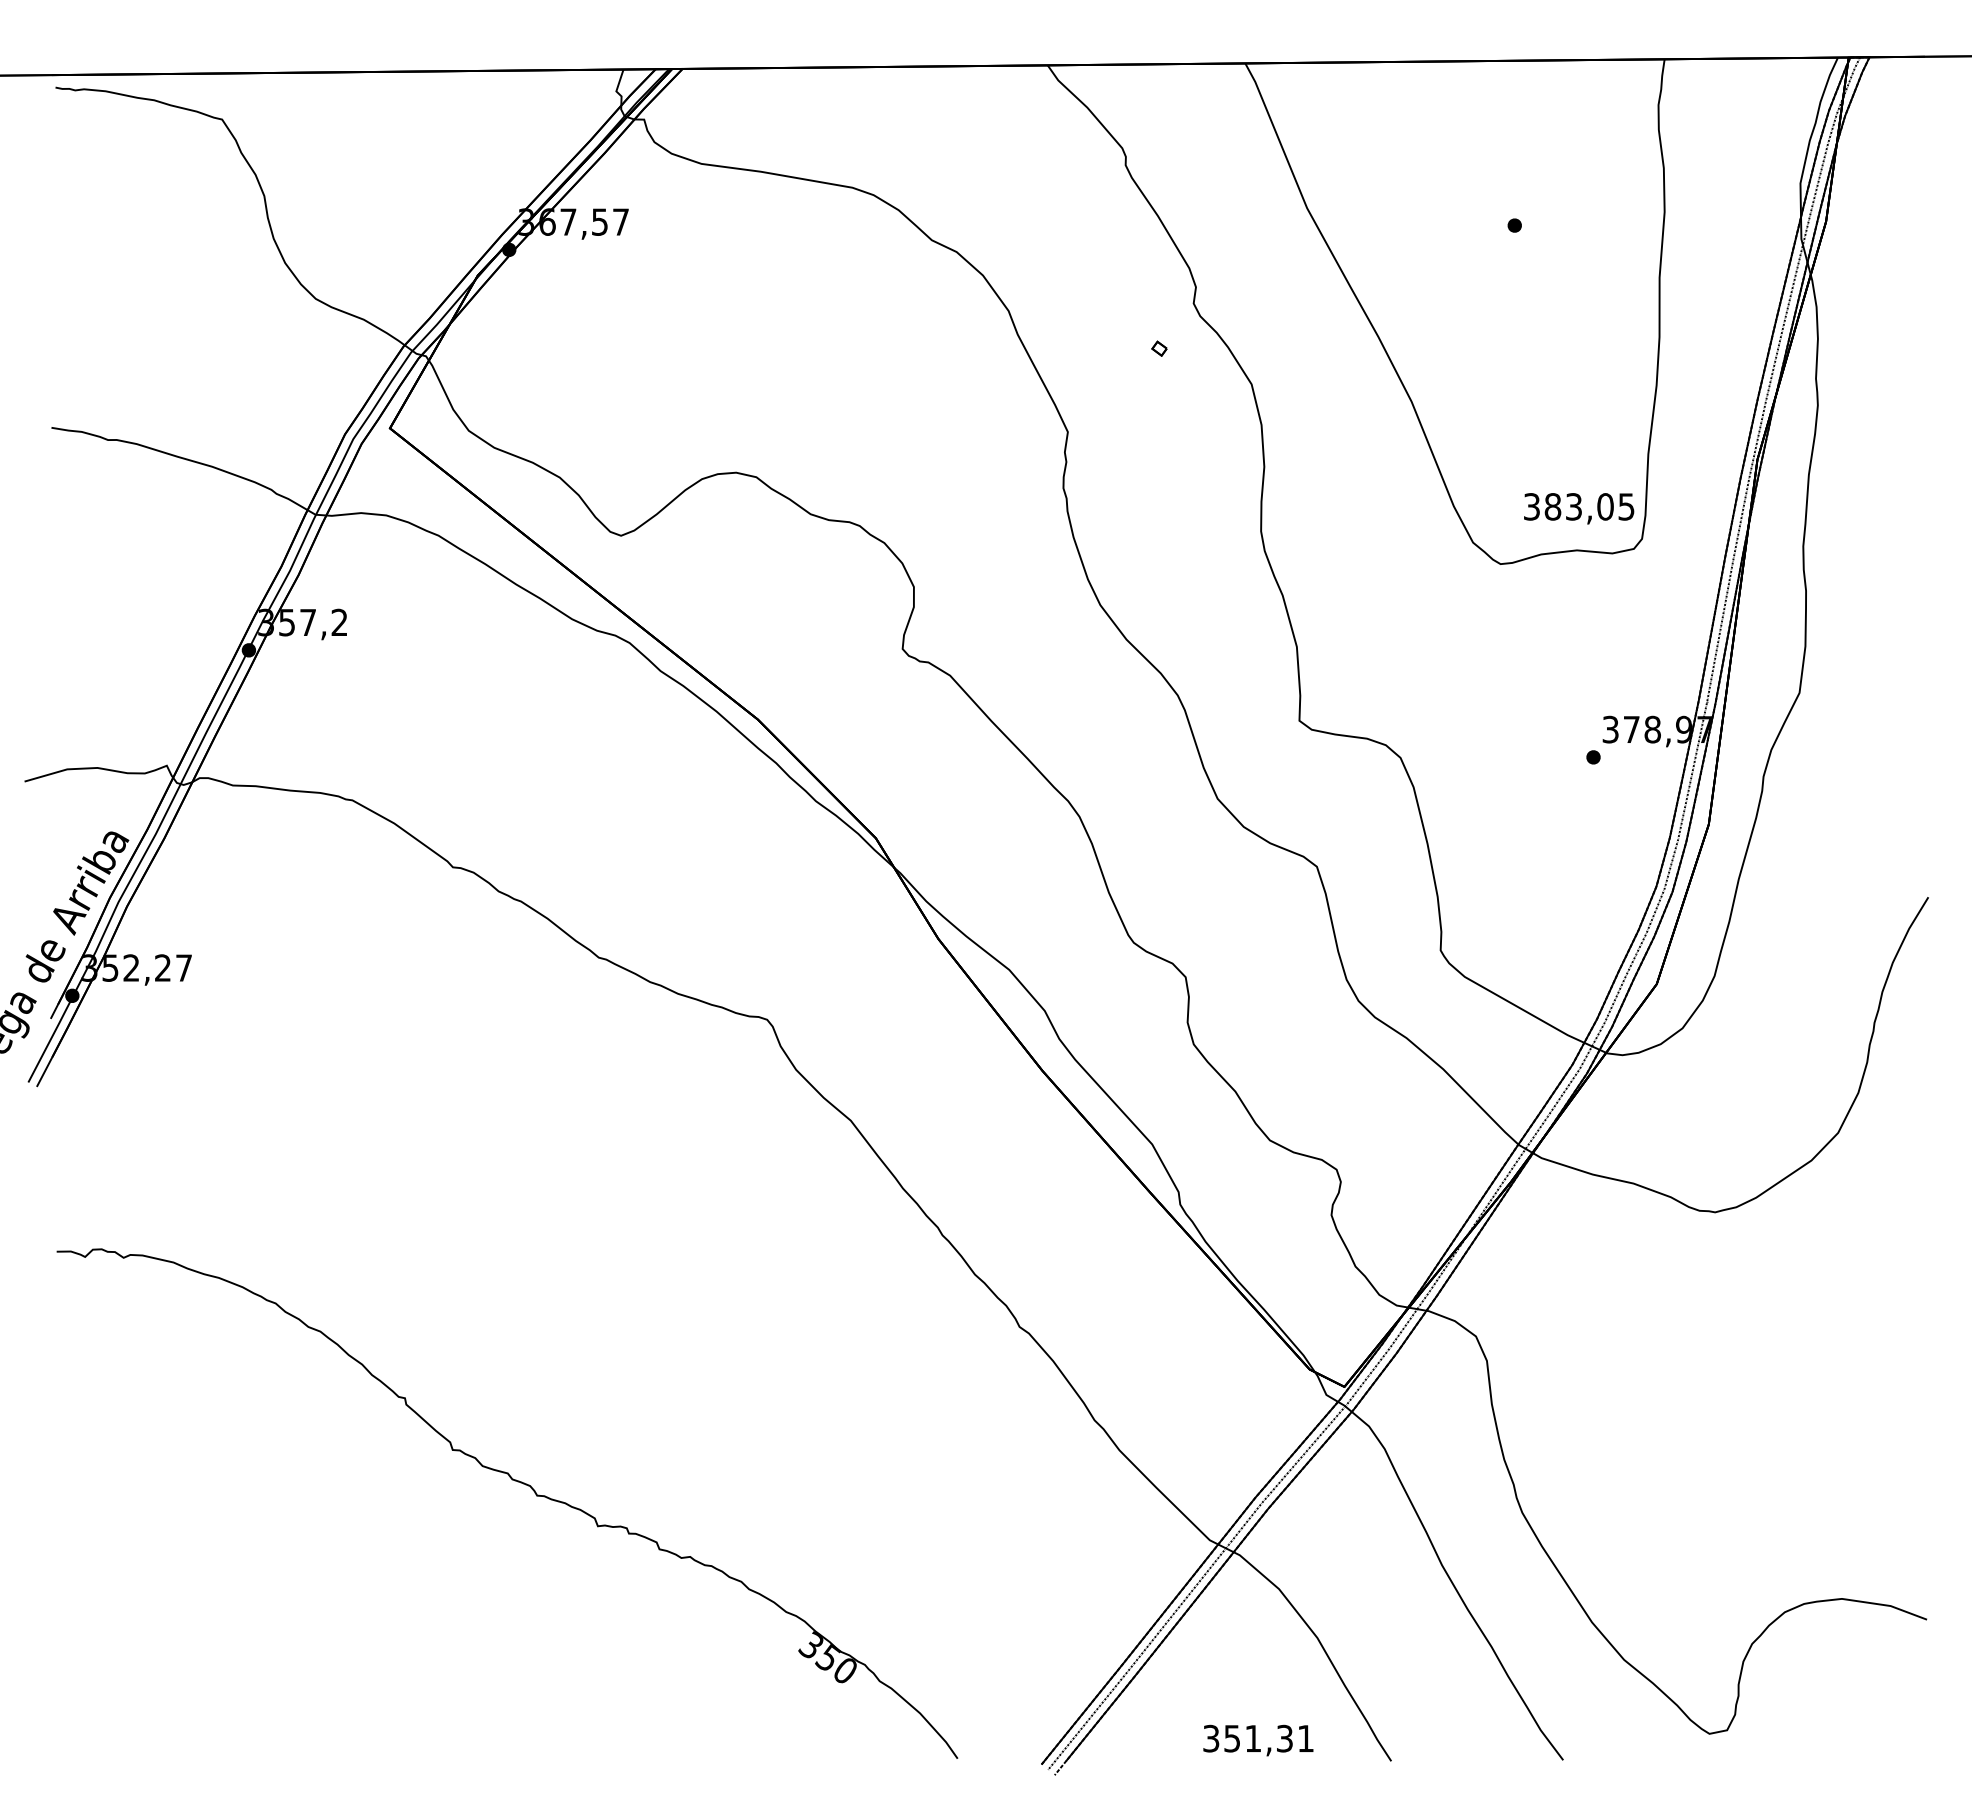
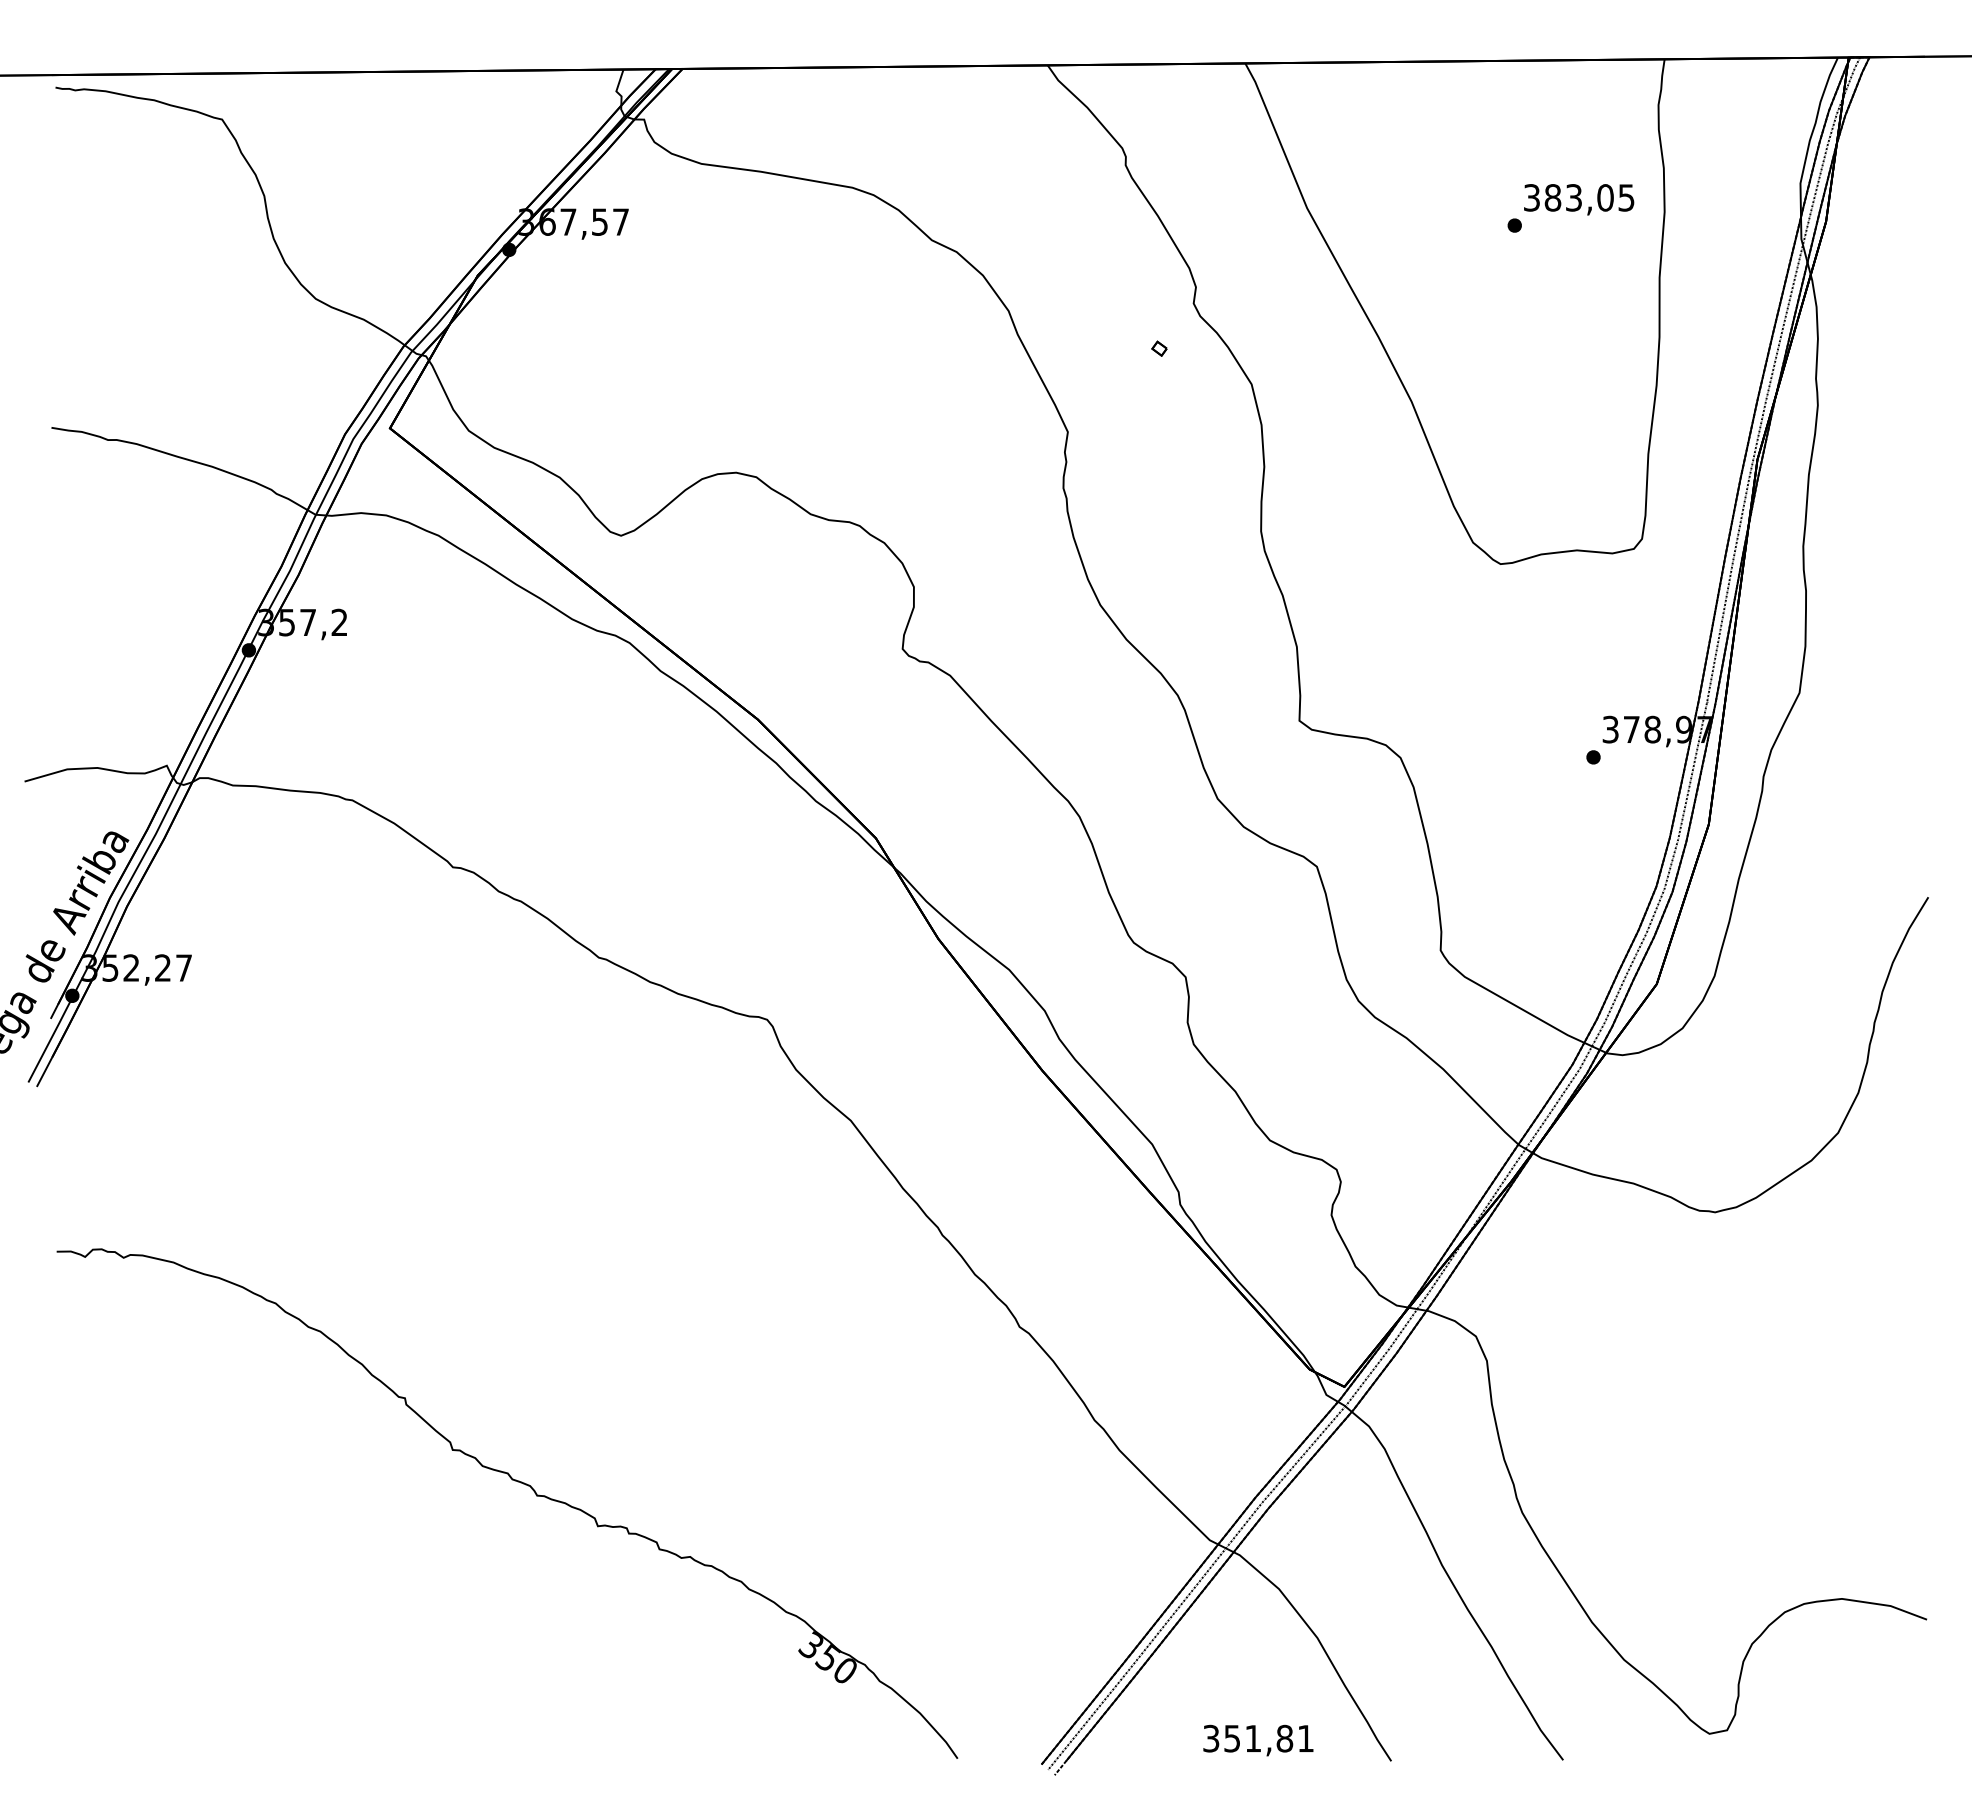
text position: (1579, 508) -> (1579, 199) (1579, 199)
text: 351,31 -> 351,81 (1284, 1738)
